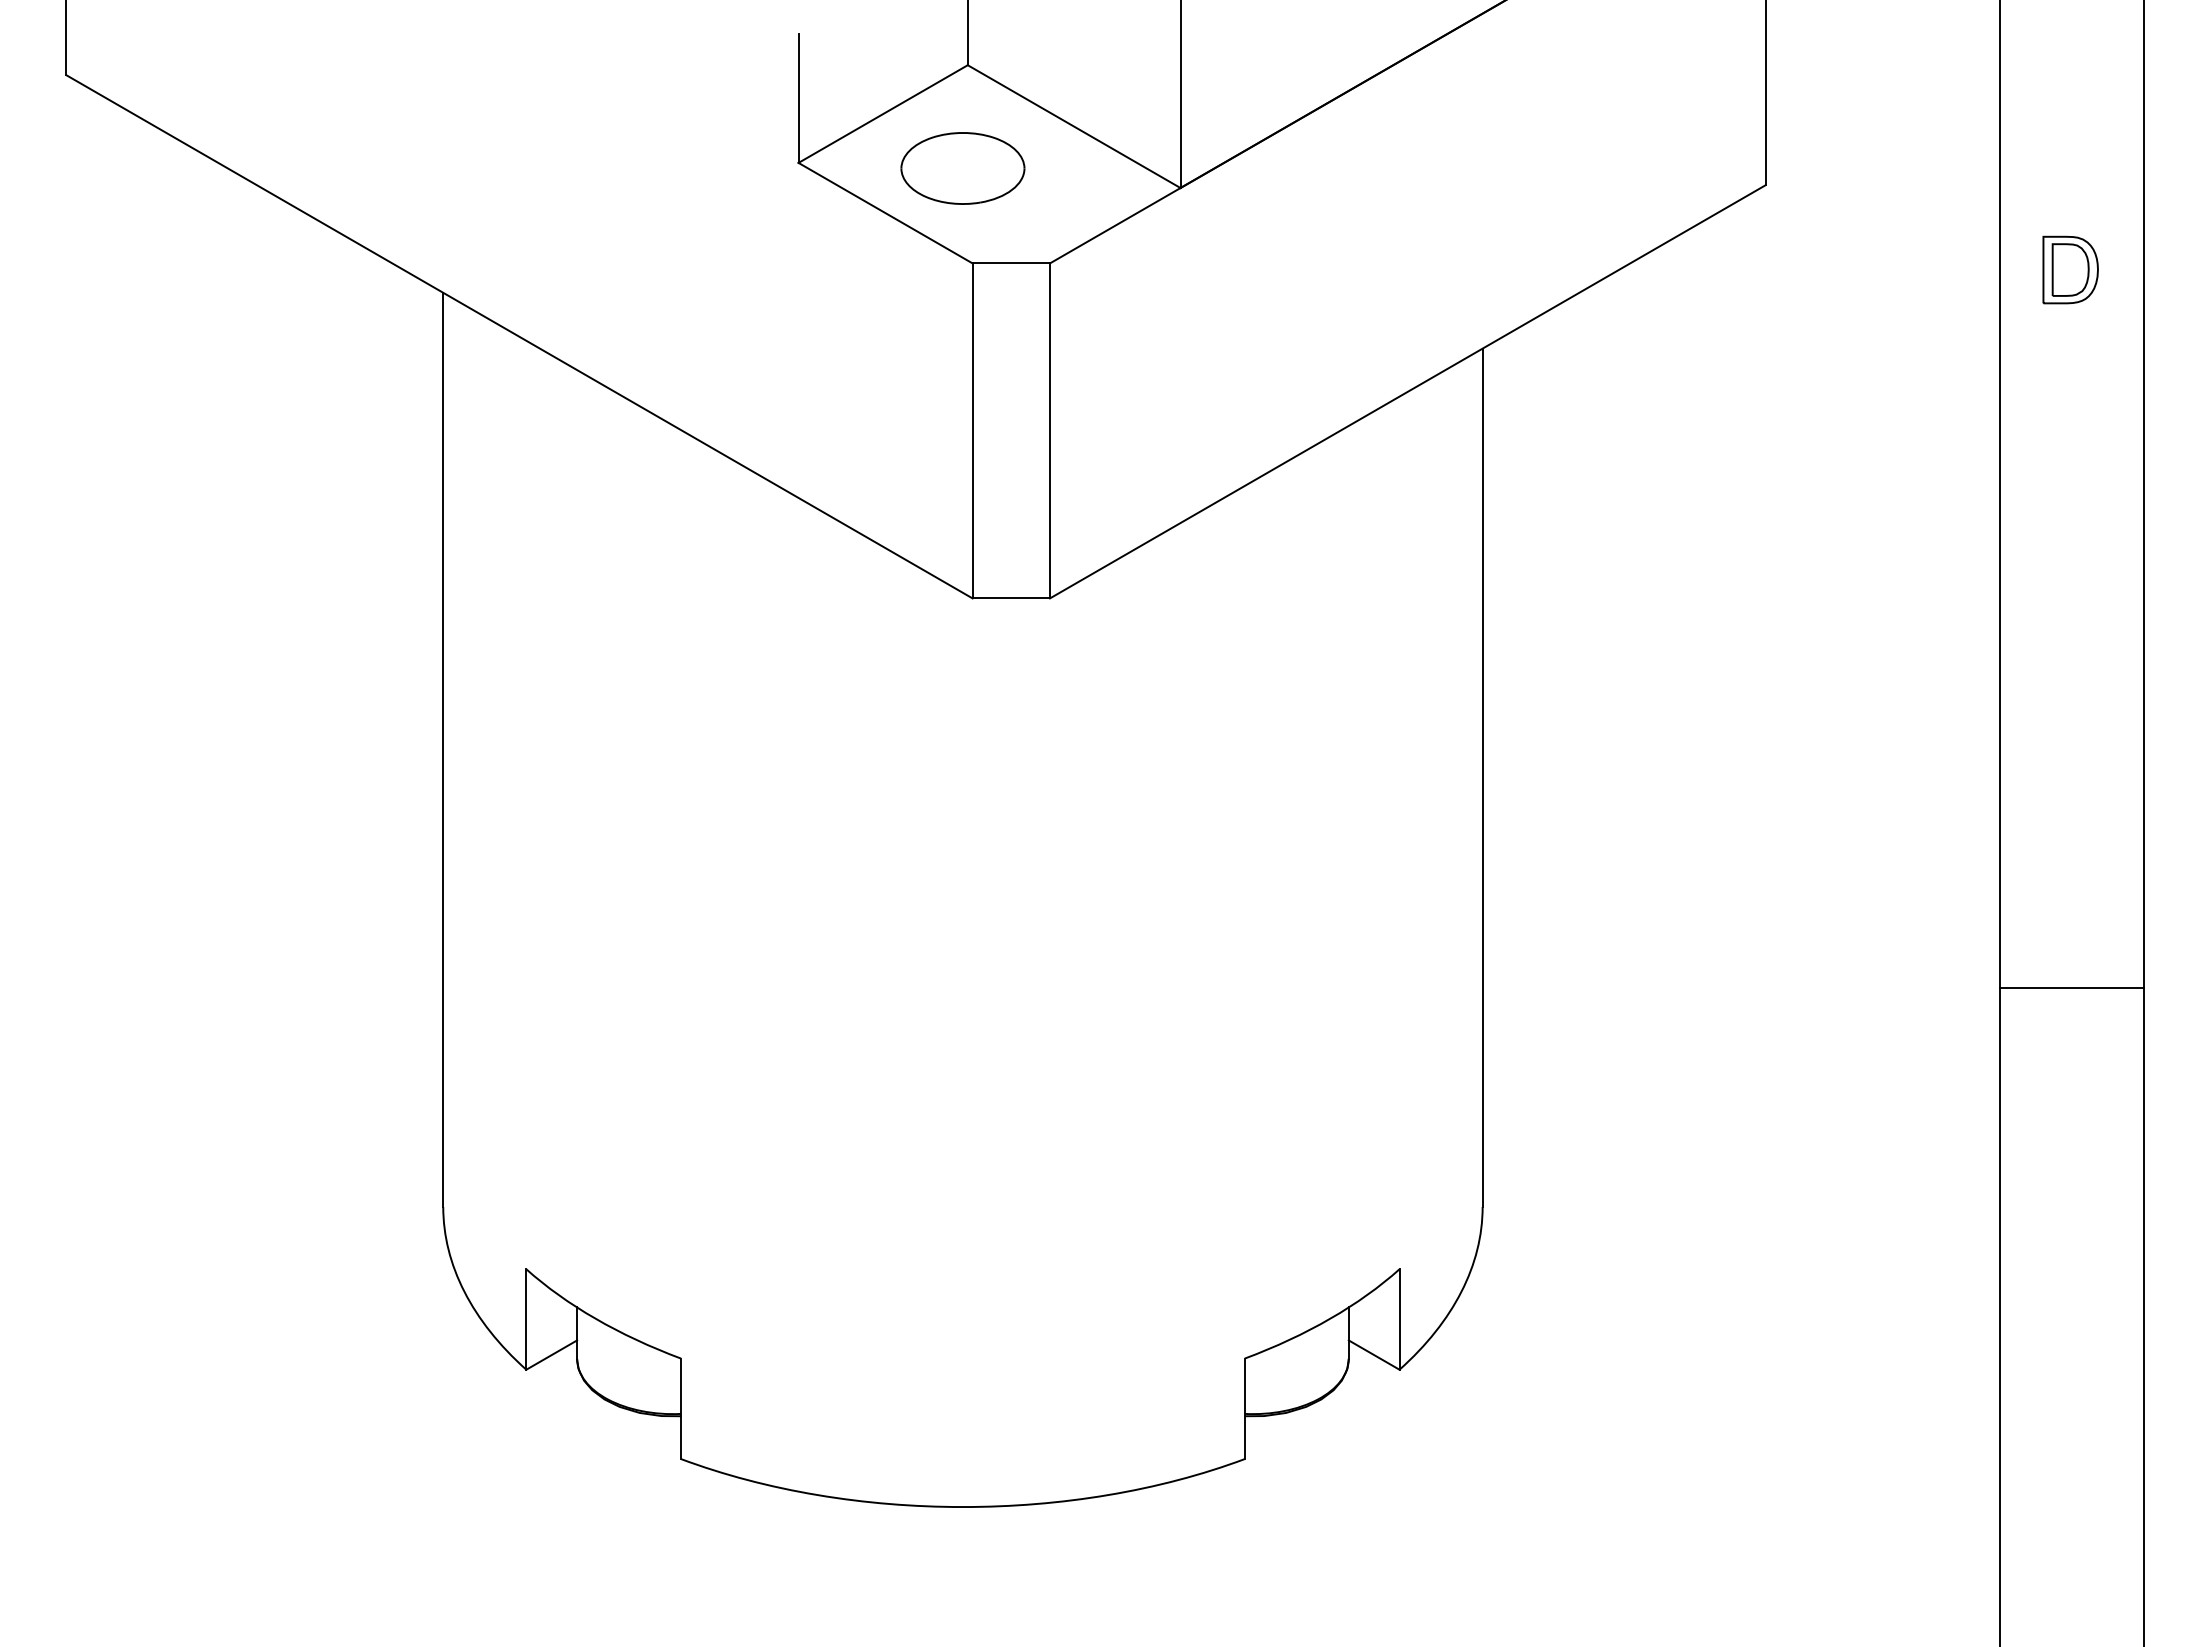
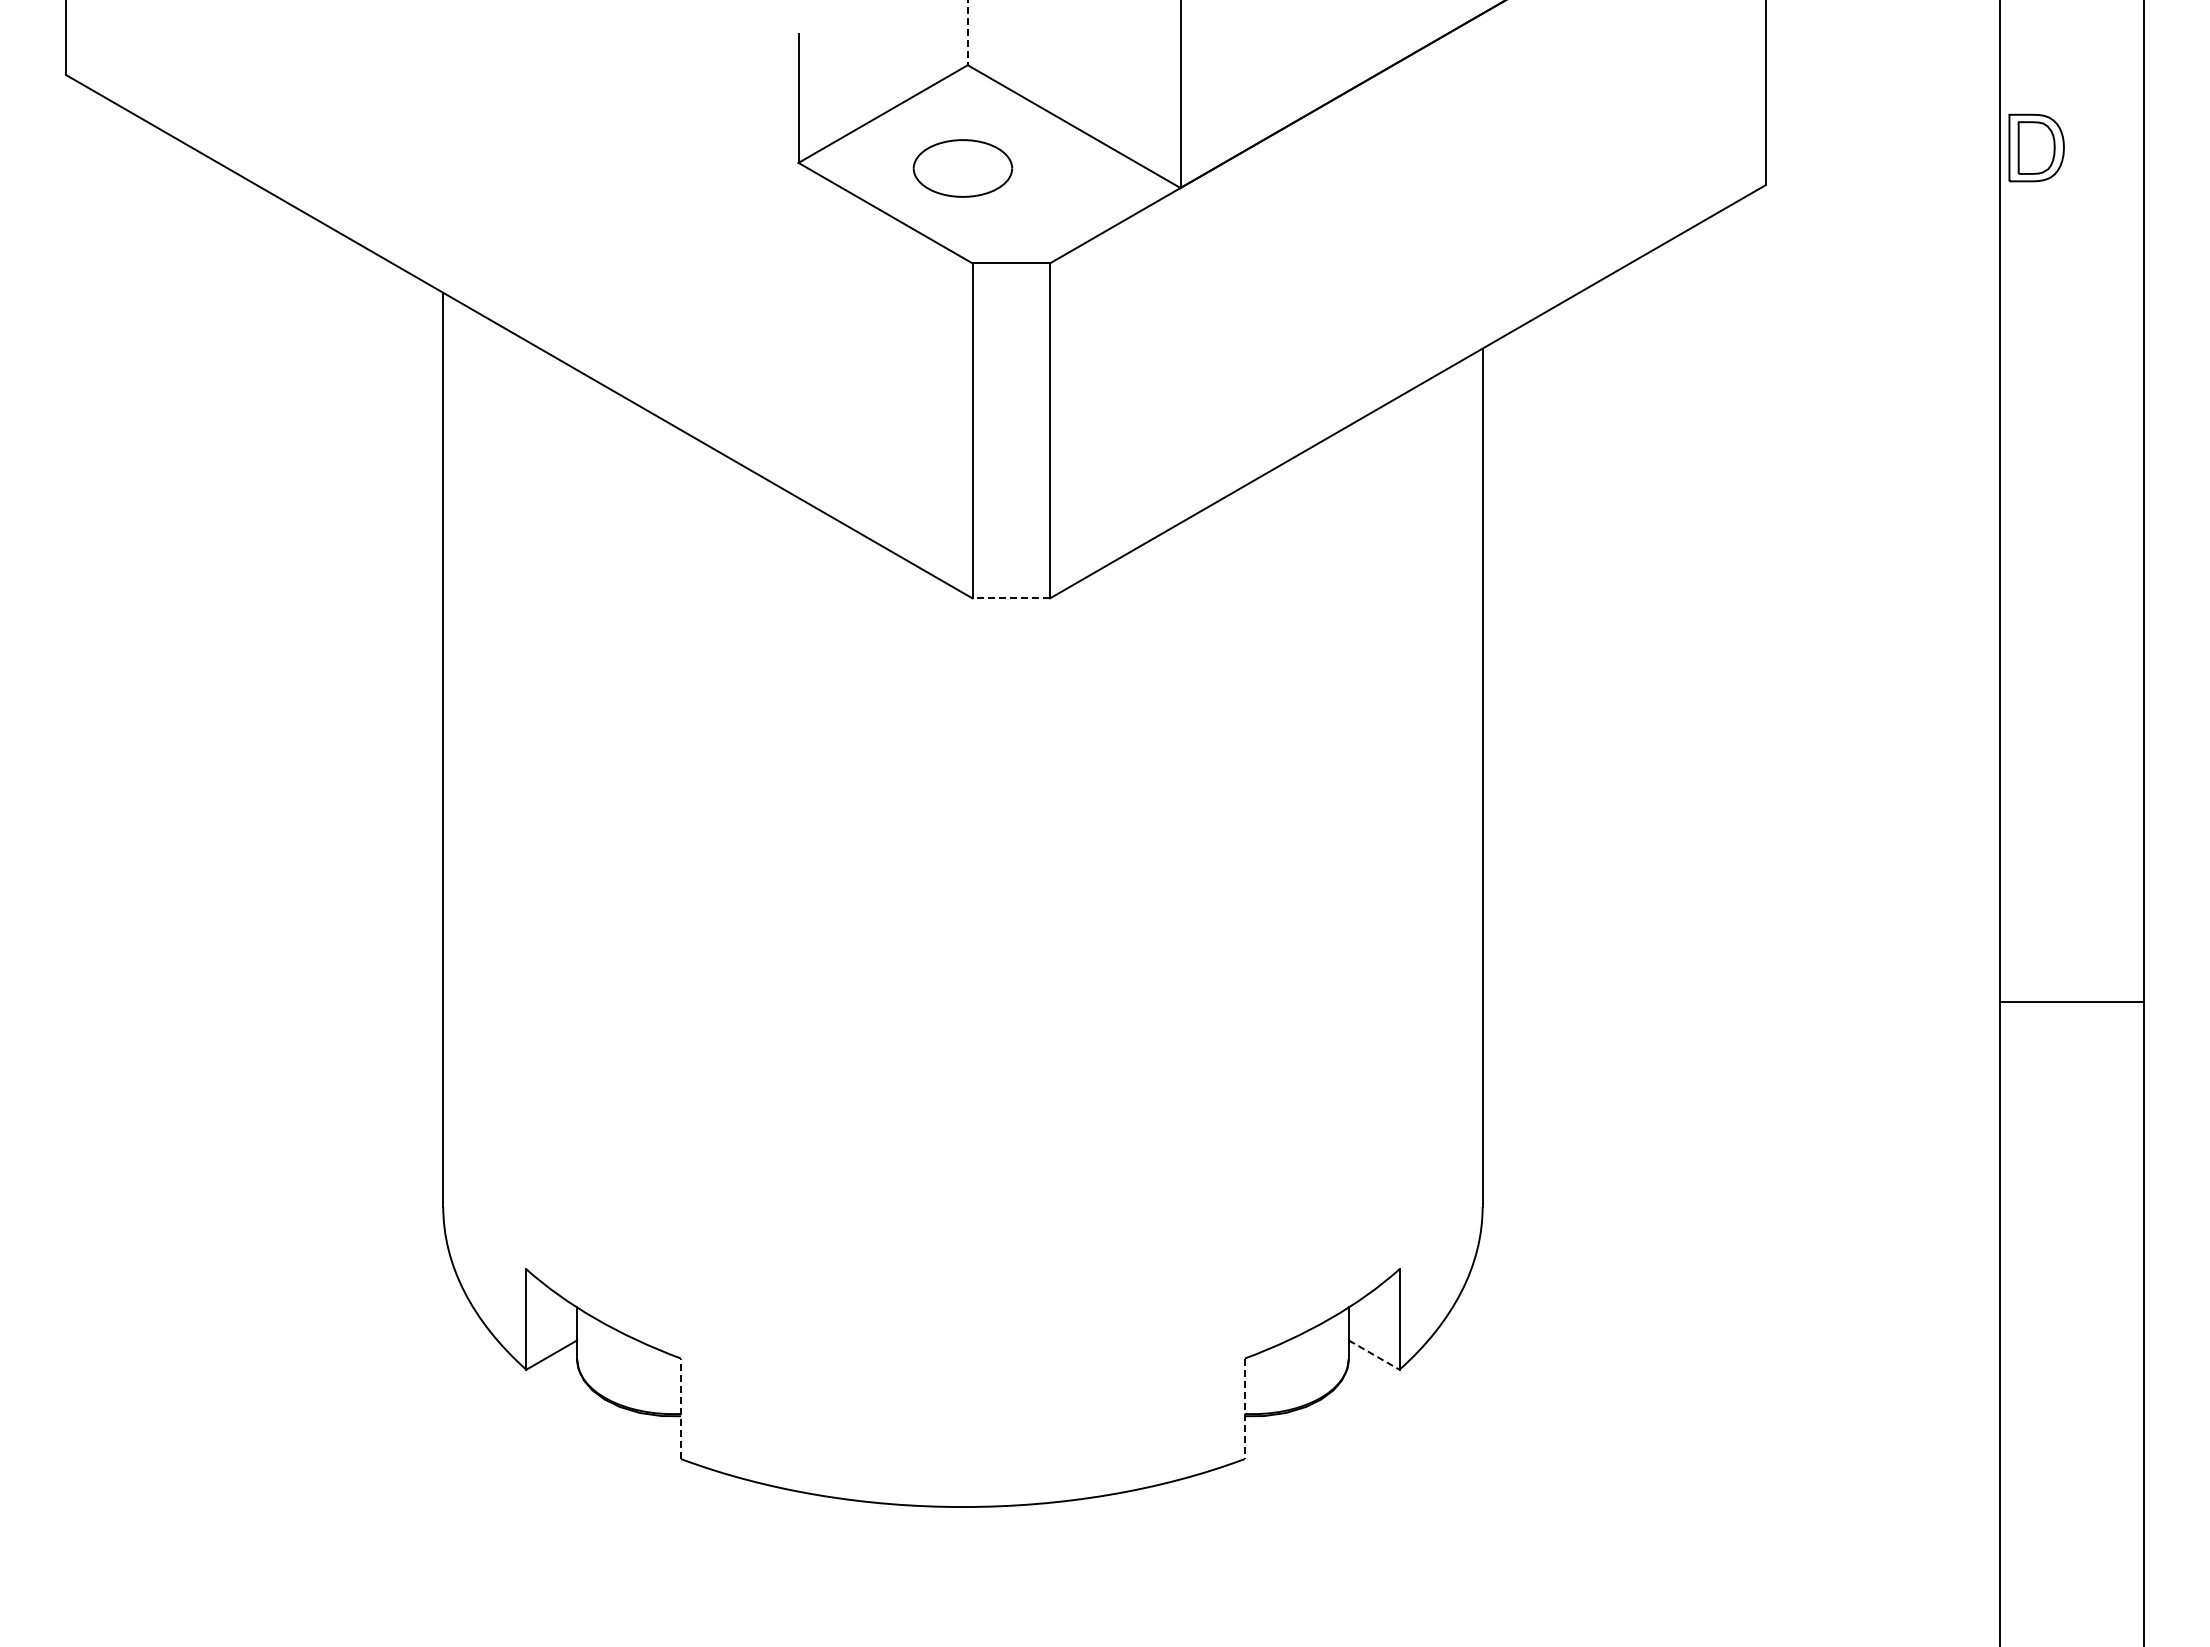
line: solid -> dashed (967, 33)
part size: 126x73 px -> 102x59 px (962, 168)
part position: (2070, 269) -> (2036, 147) (2036, 147)
line: solid -> dashed (1011, 598)
line position: (2071, 988) -> (2071, 1002) (2071, 1002)
line: solid -> dashed (1374, 1355)
line: solid -> dashed (681, 1408)
line: solid -> dashed (1244, 1409)
